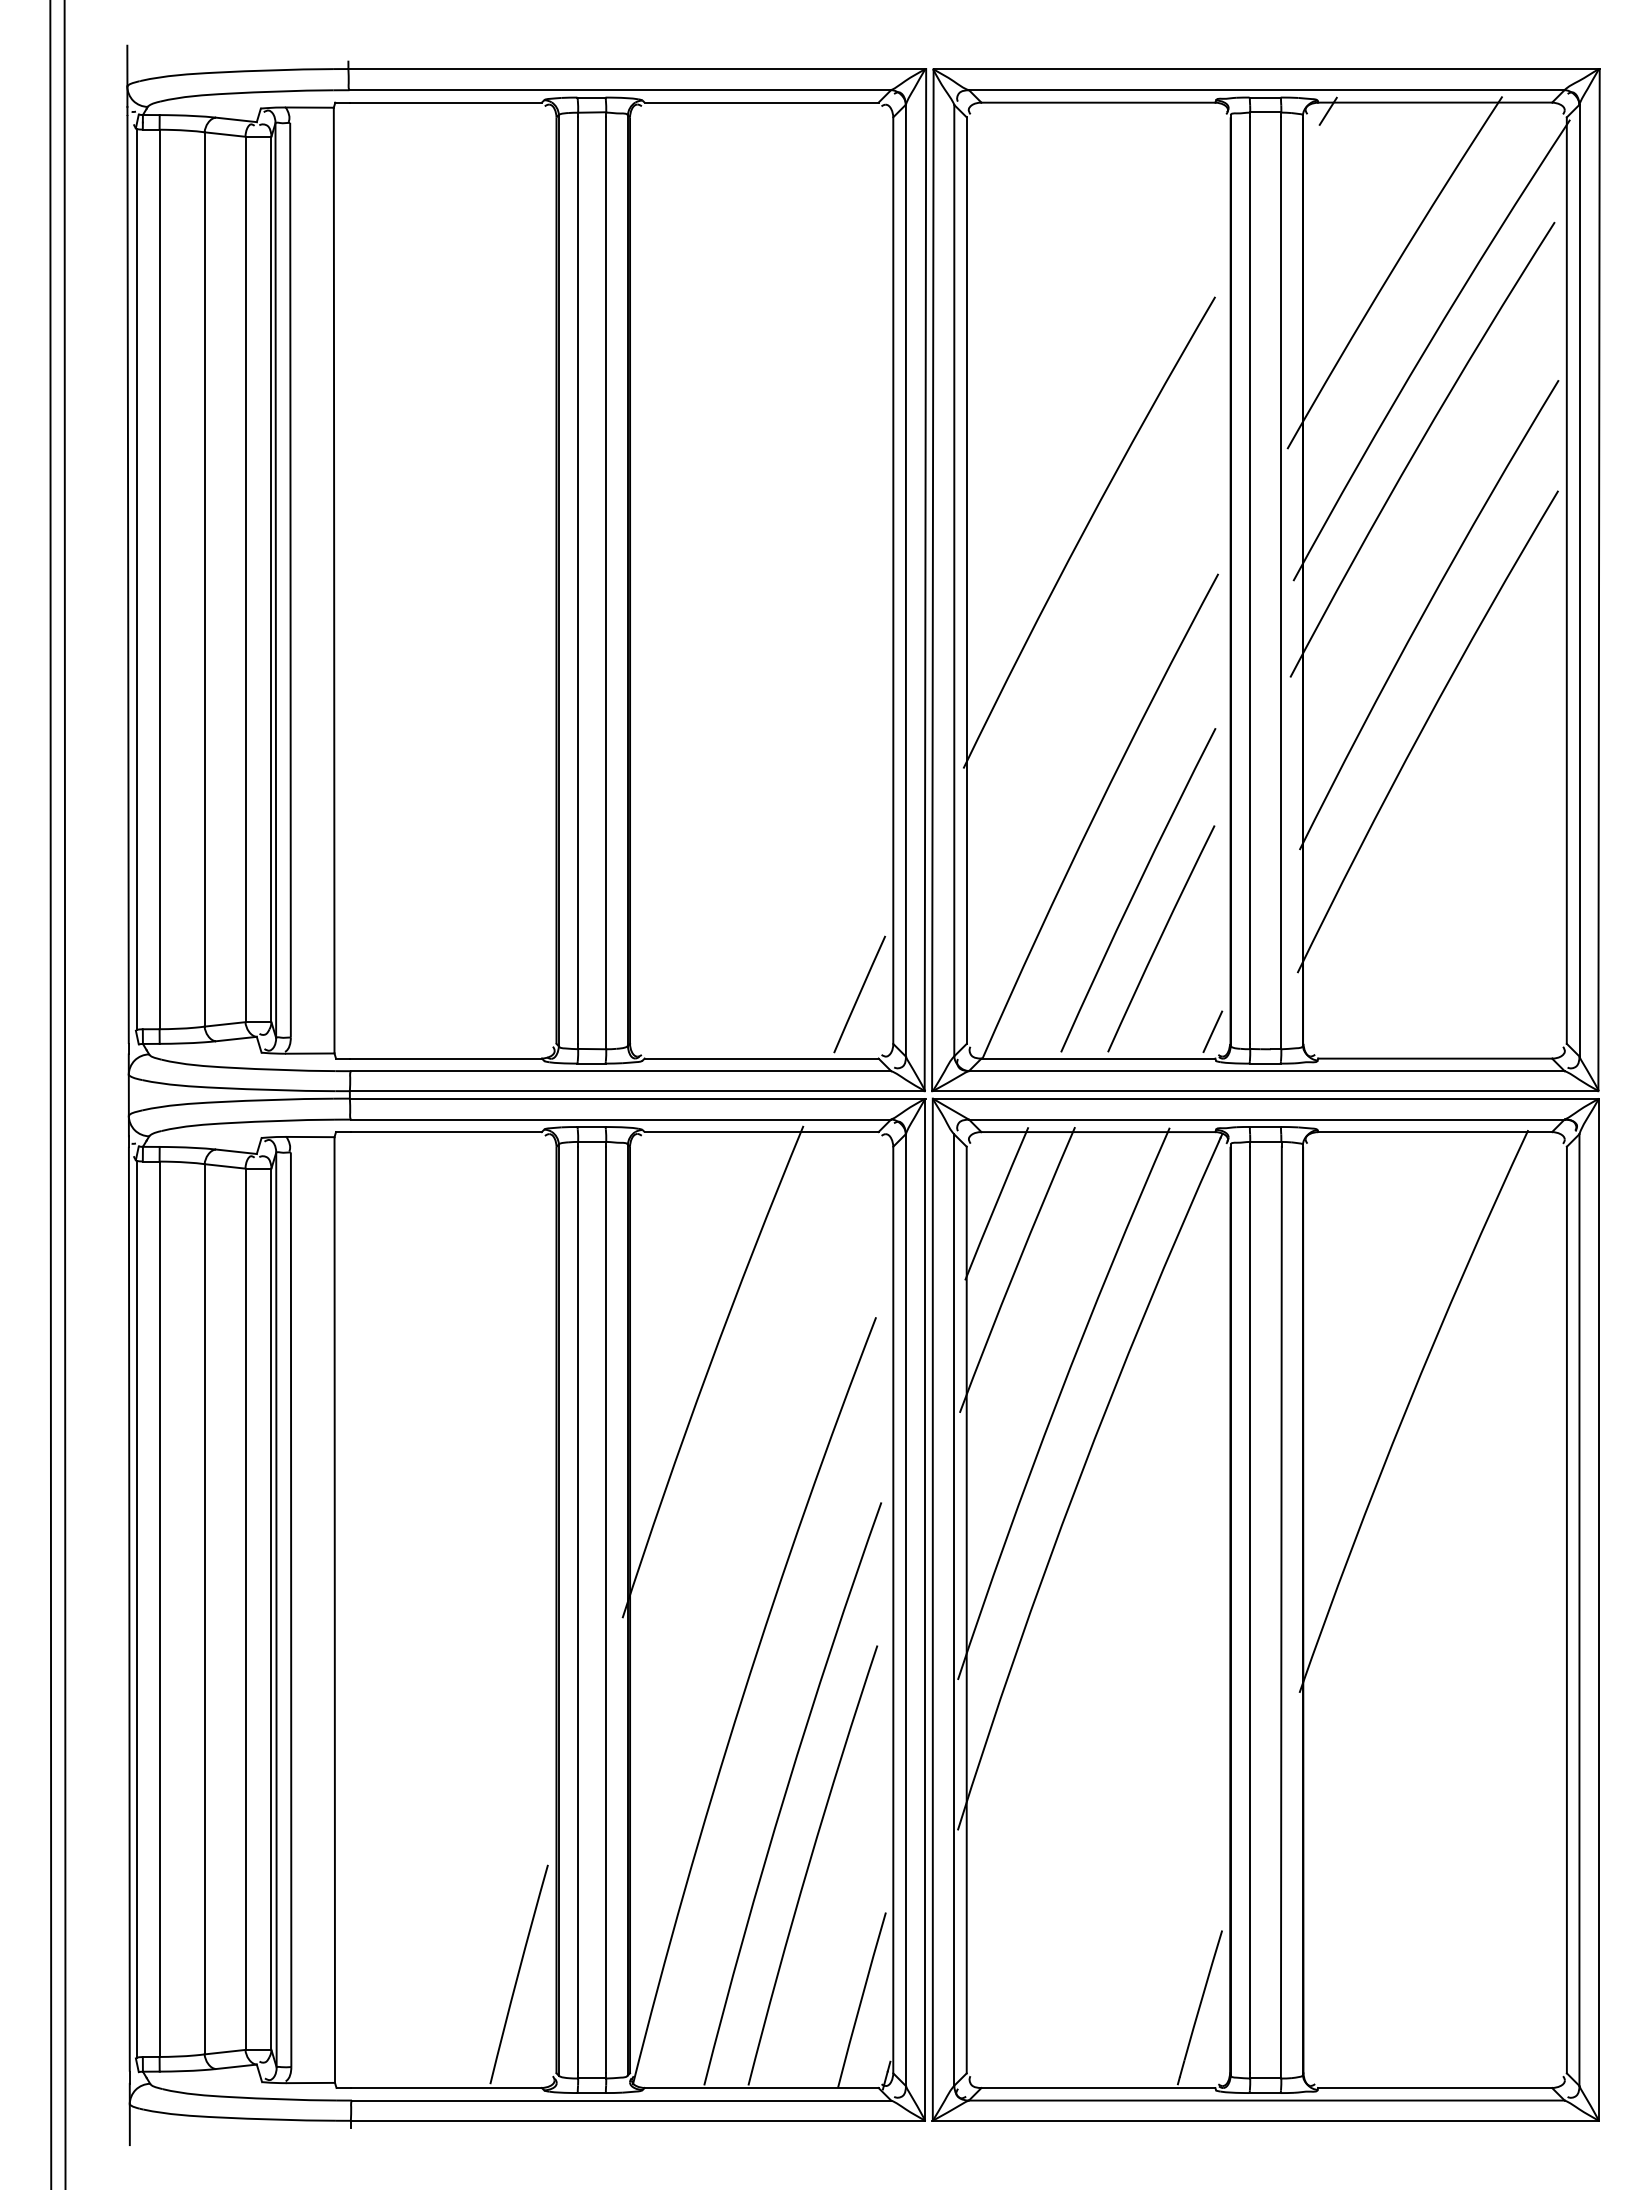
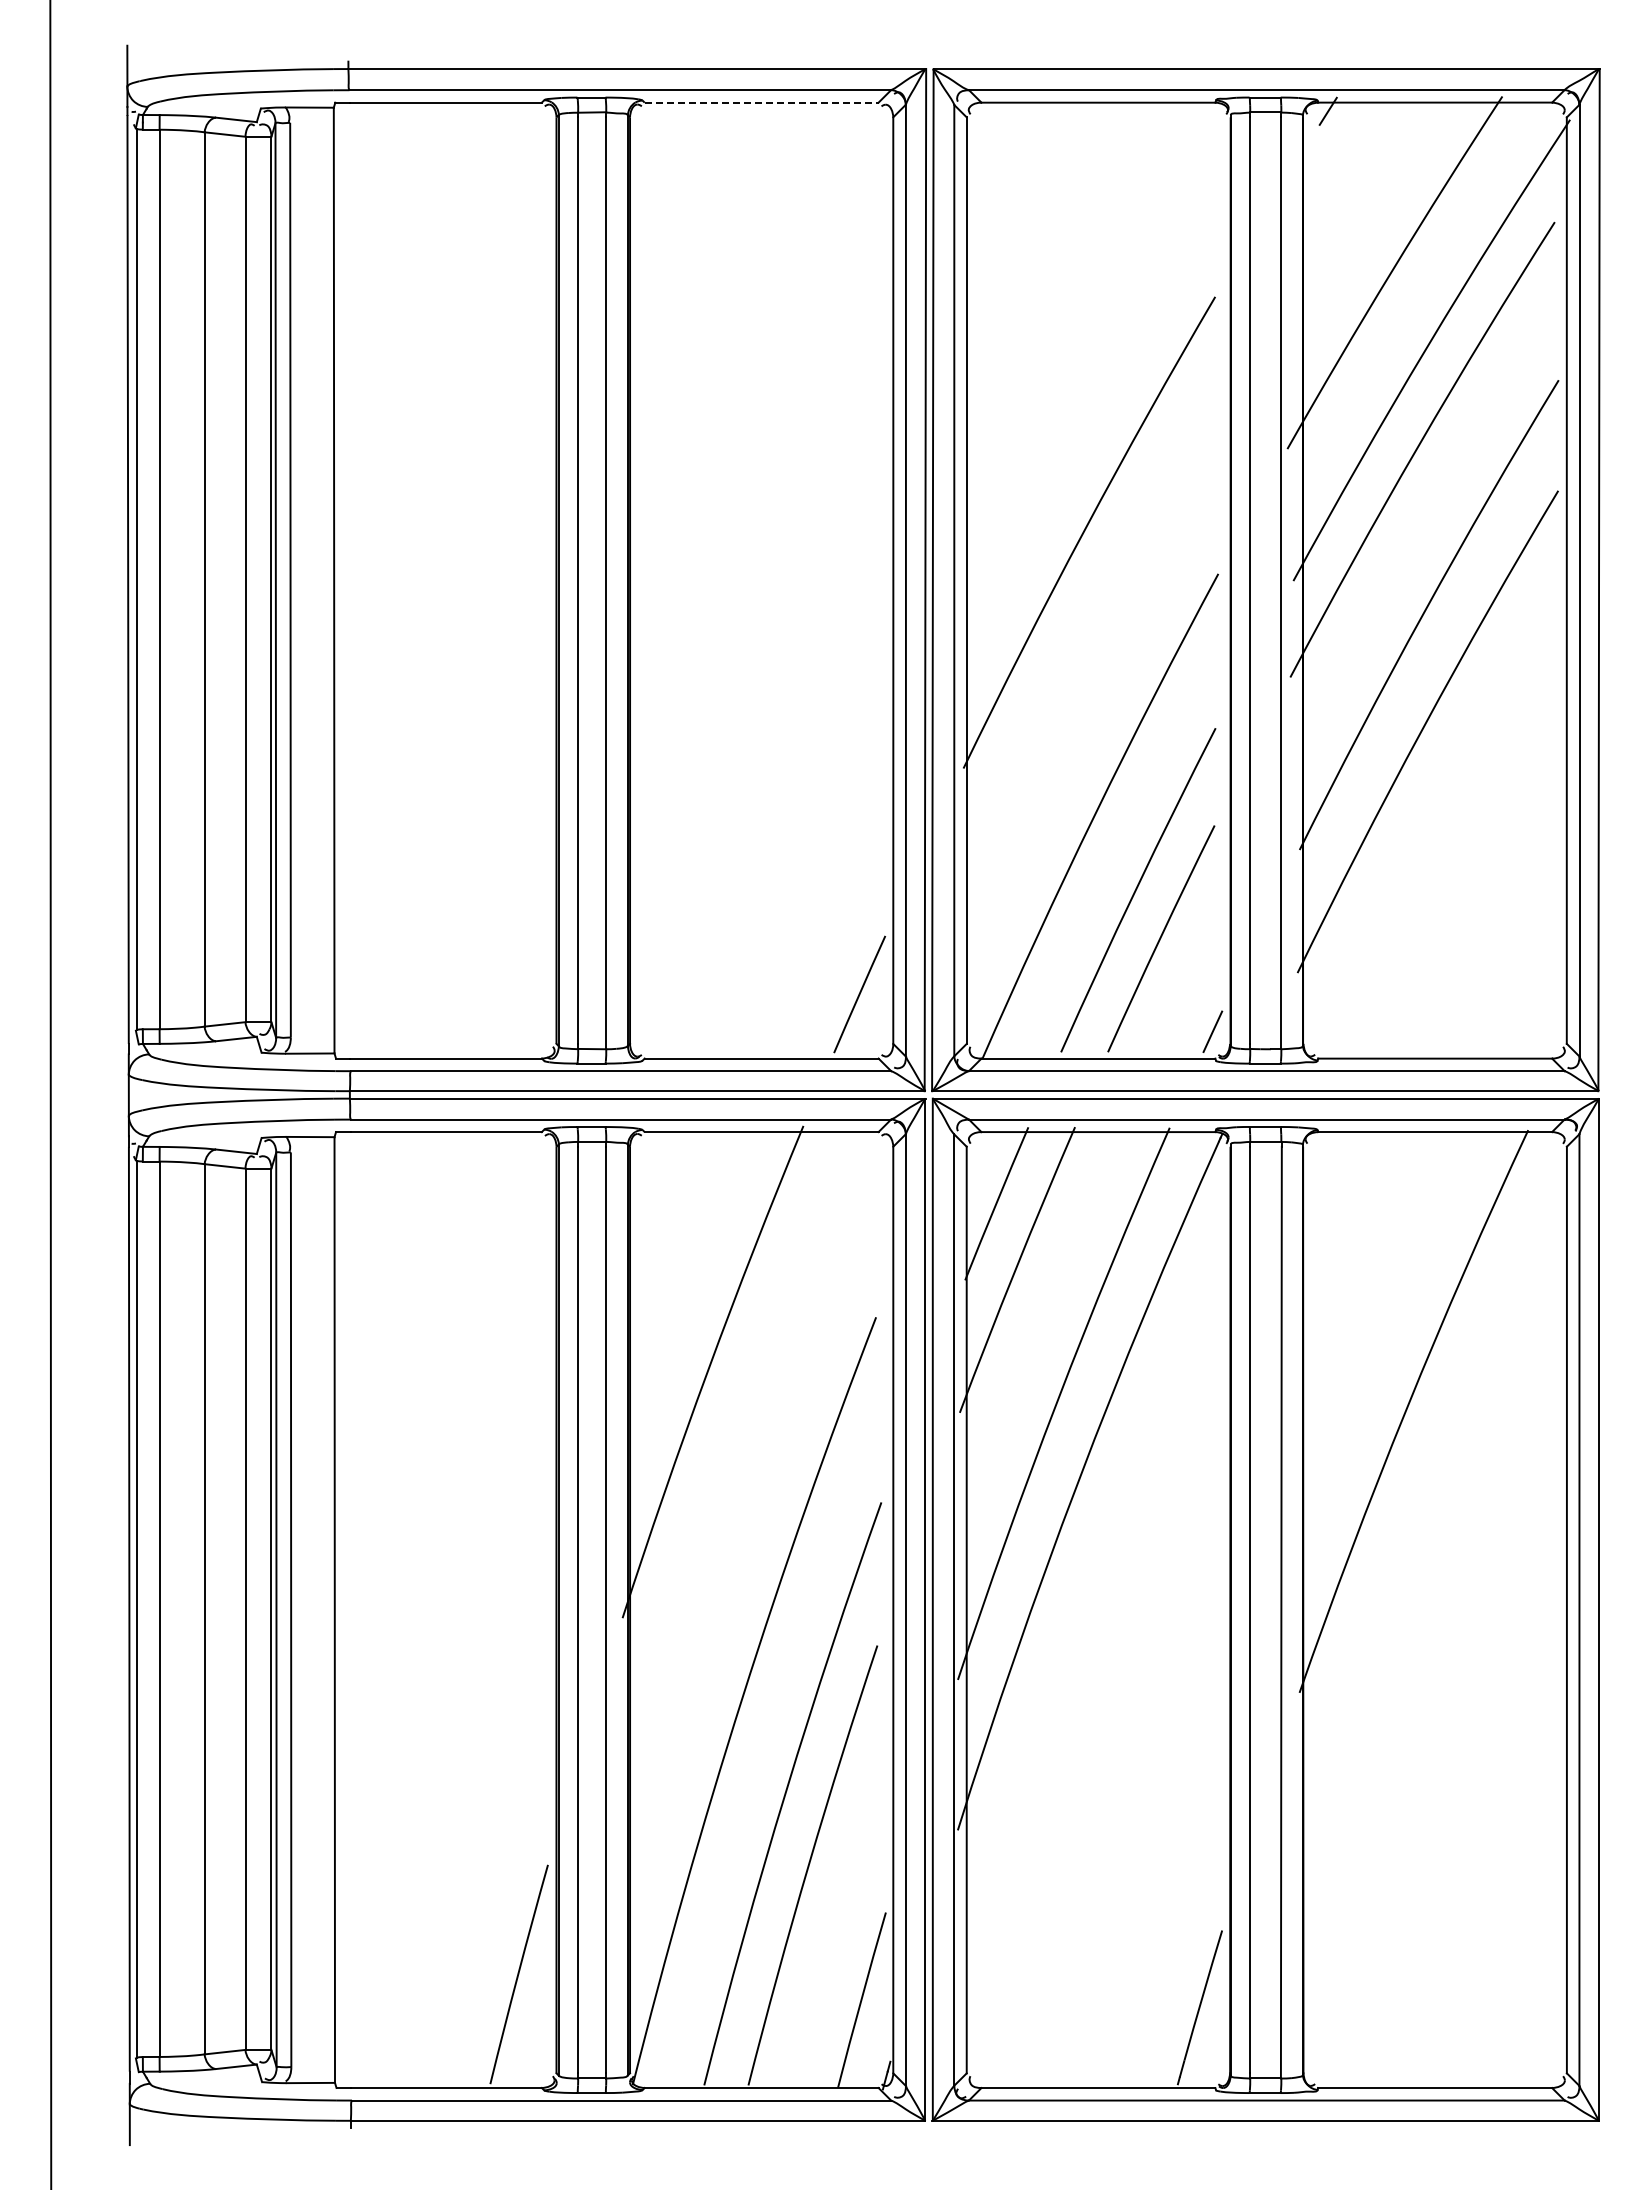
line: solid -> dashed (761, 102)
line: present -> none (64, 1094)
